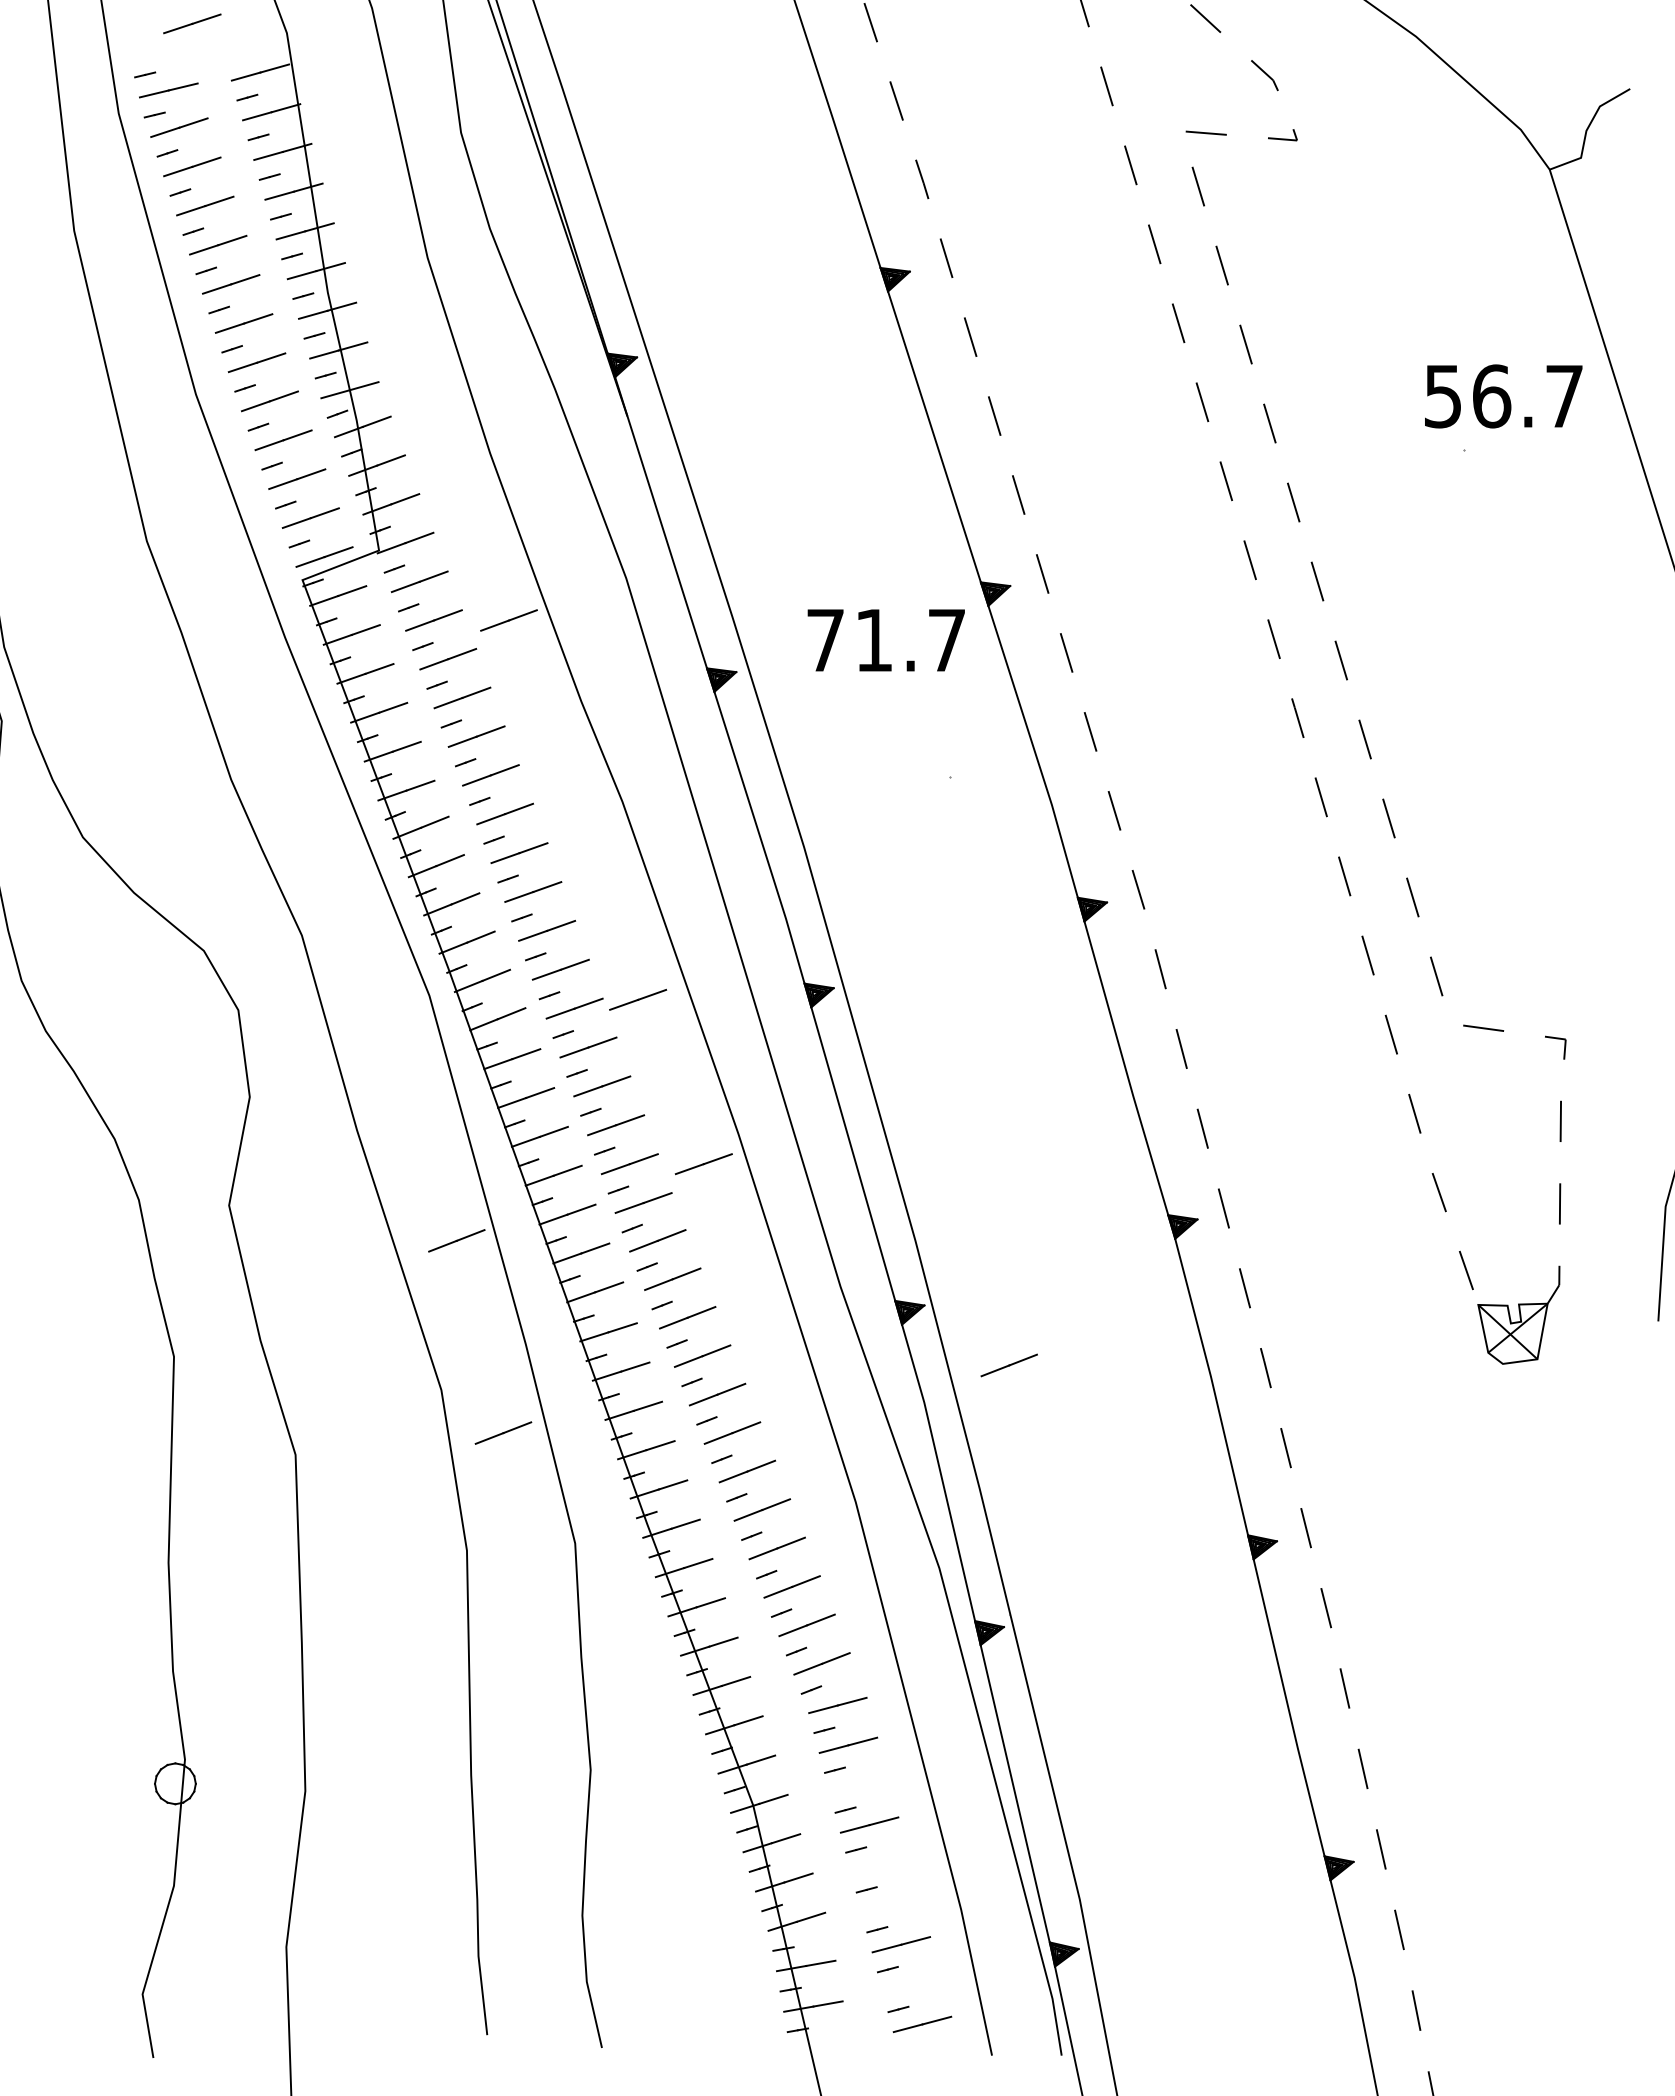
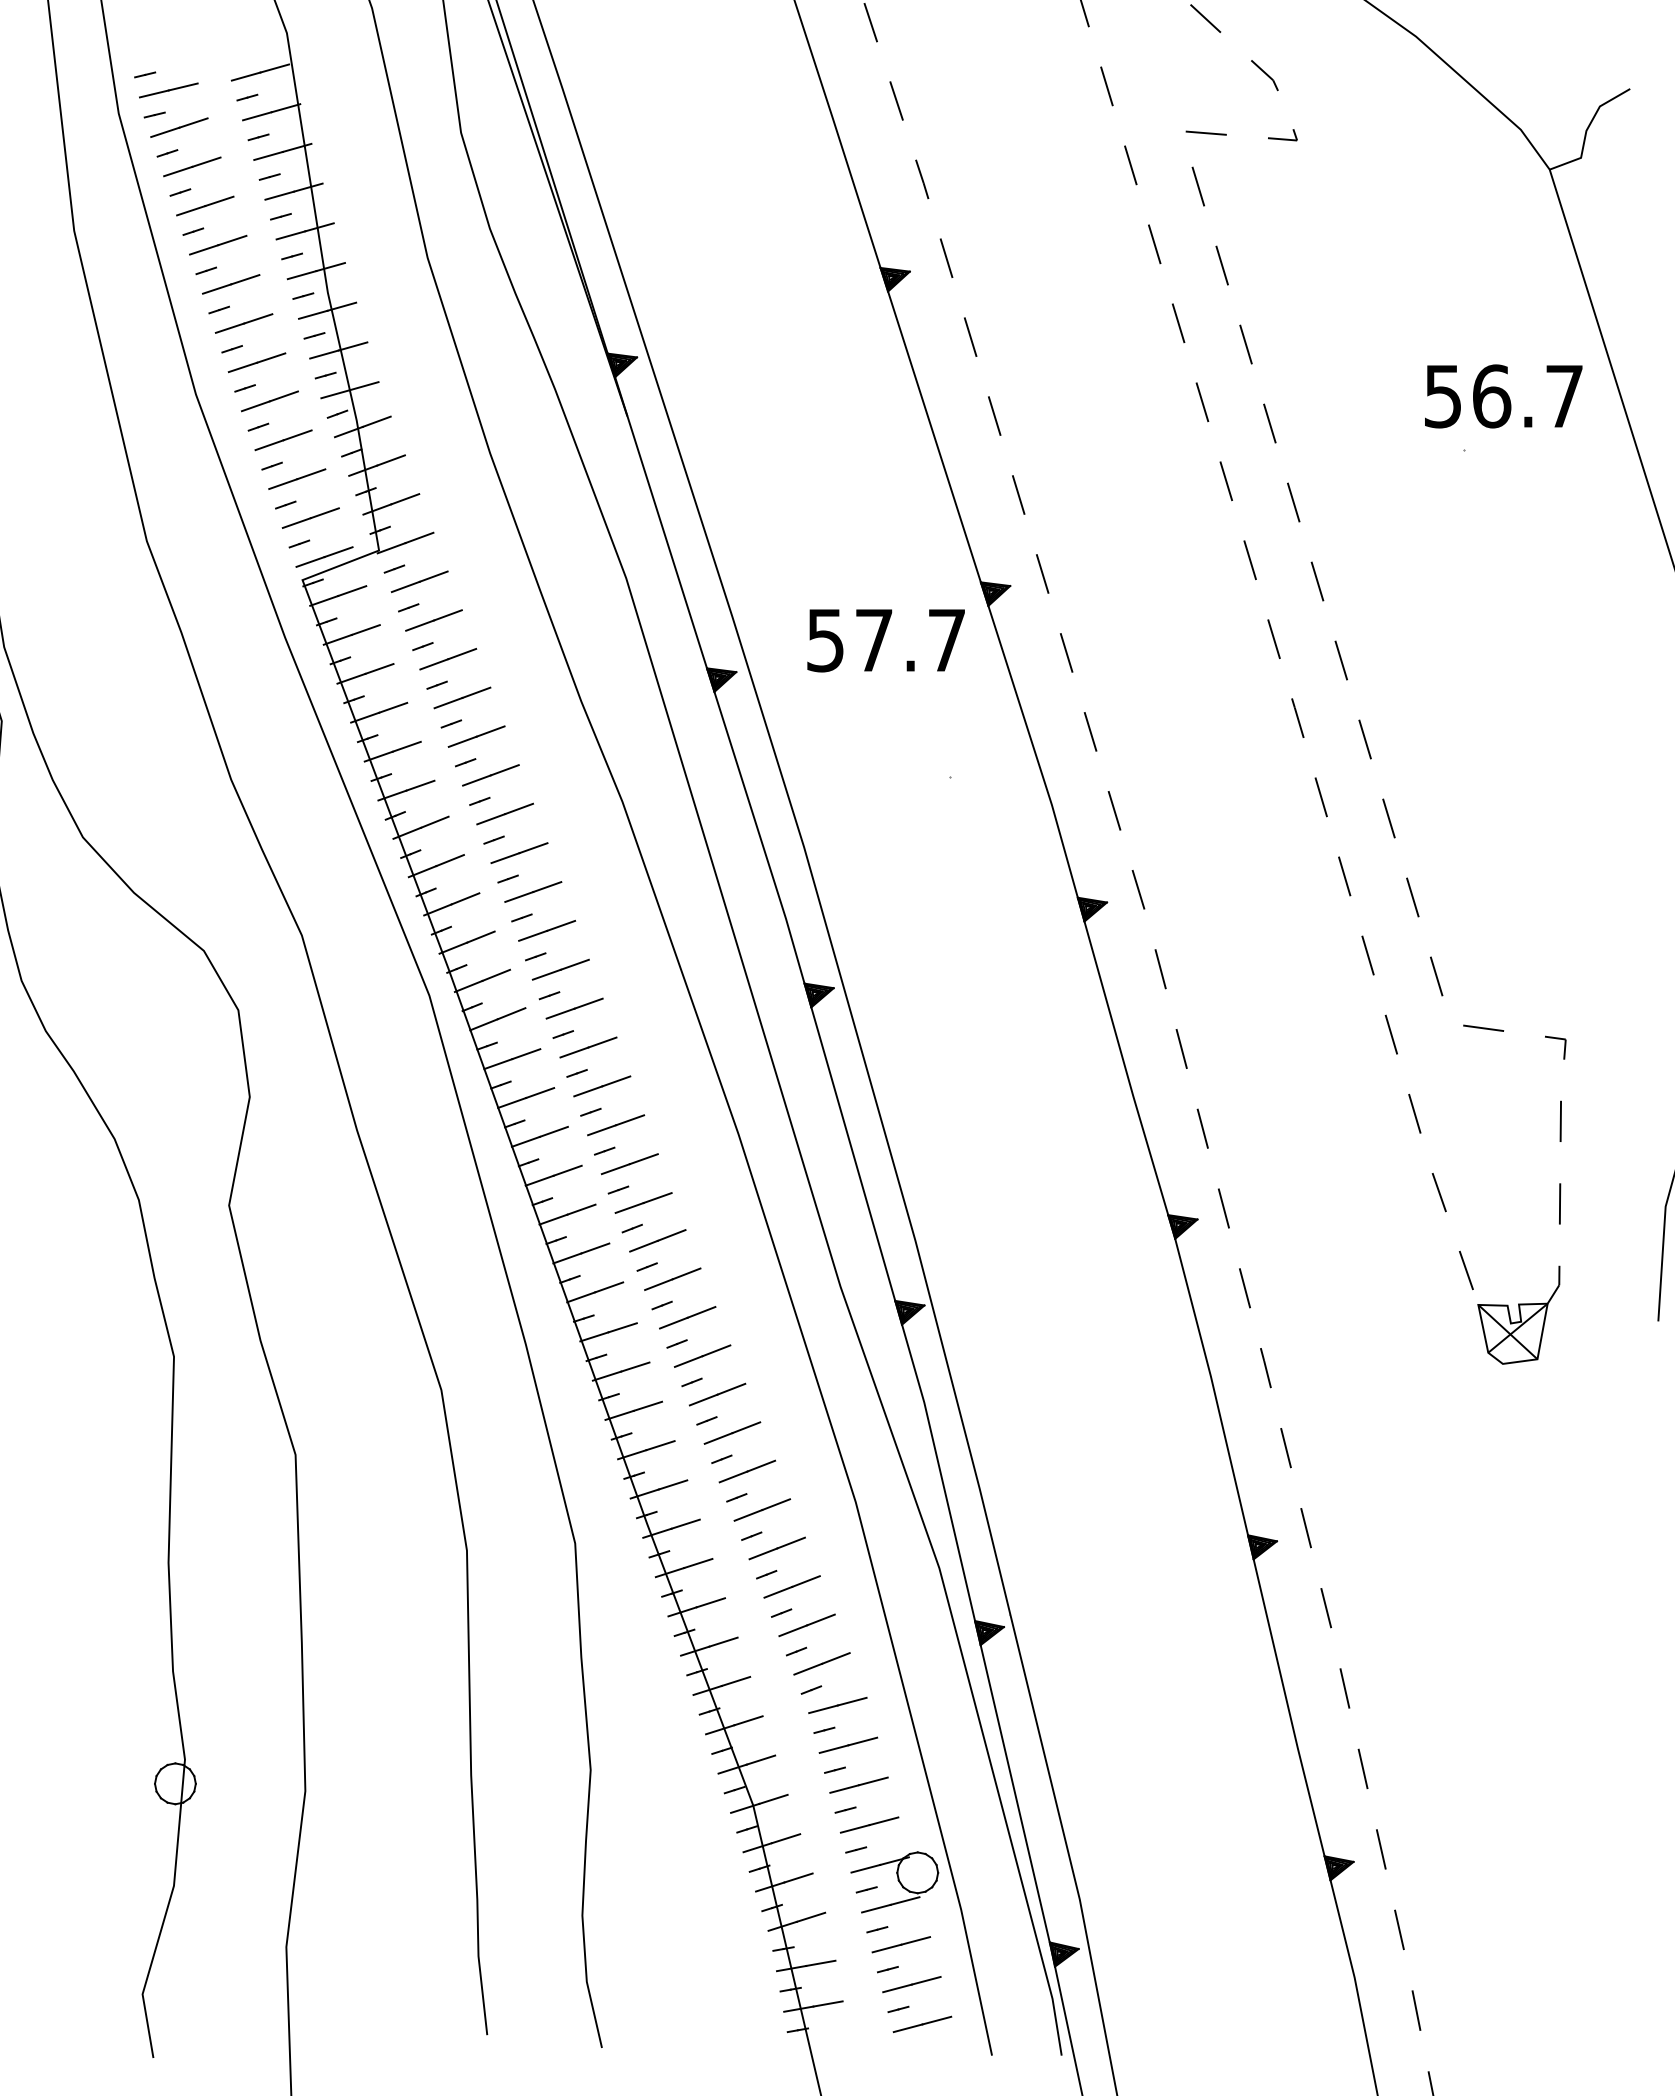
line: present -> none (192, 23)
line: present -> none (508, 620)
text: 71.7 -> 57.7 (849, 640)
line: present -> none (638, 999)
line: present -> none (703, 1164)
line: present -> none (456, 1240)
line: present -> none (1008, 1365)
line: present -> none (503, 1432)
line: none -> present (858, 1784)
part: none -> present (894, 1882)
line: none -> present (911, 1984)
